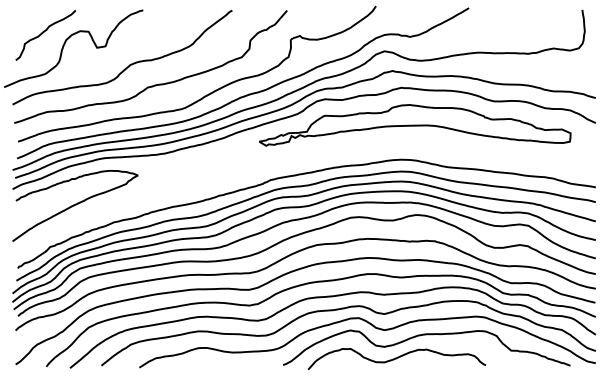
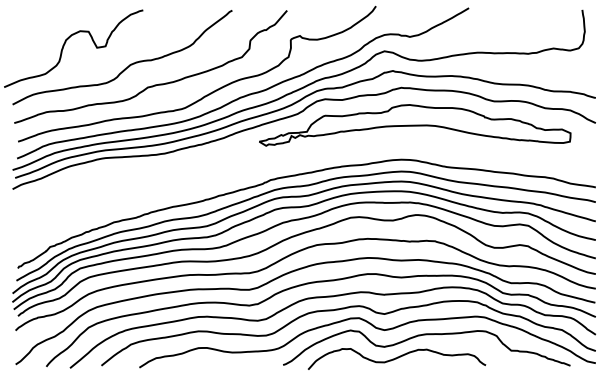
curve: present -> none (43, 33)
curve: present -> none (75, 205)
